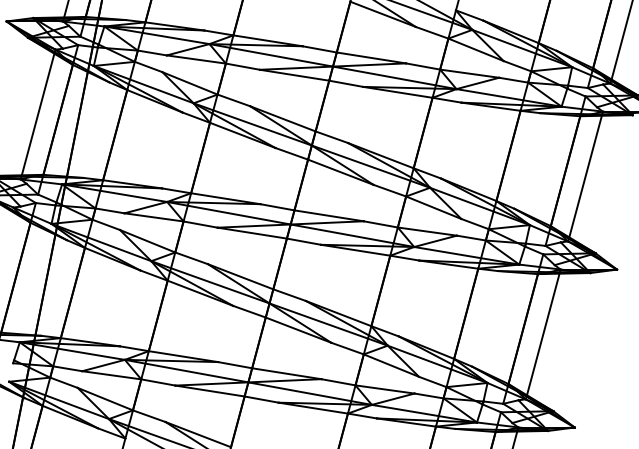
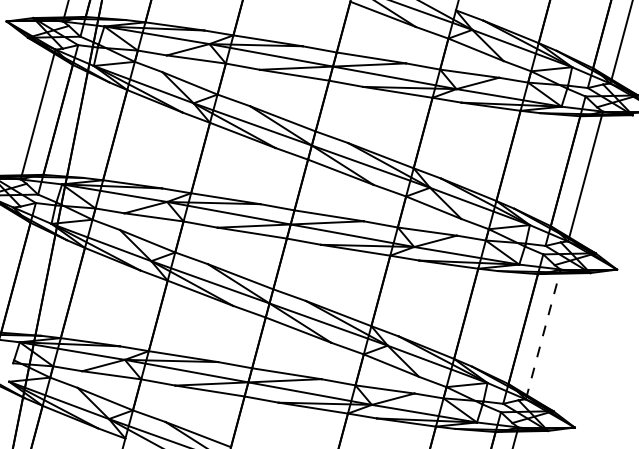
line: solid -> dashed (543, 334)
